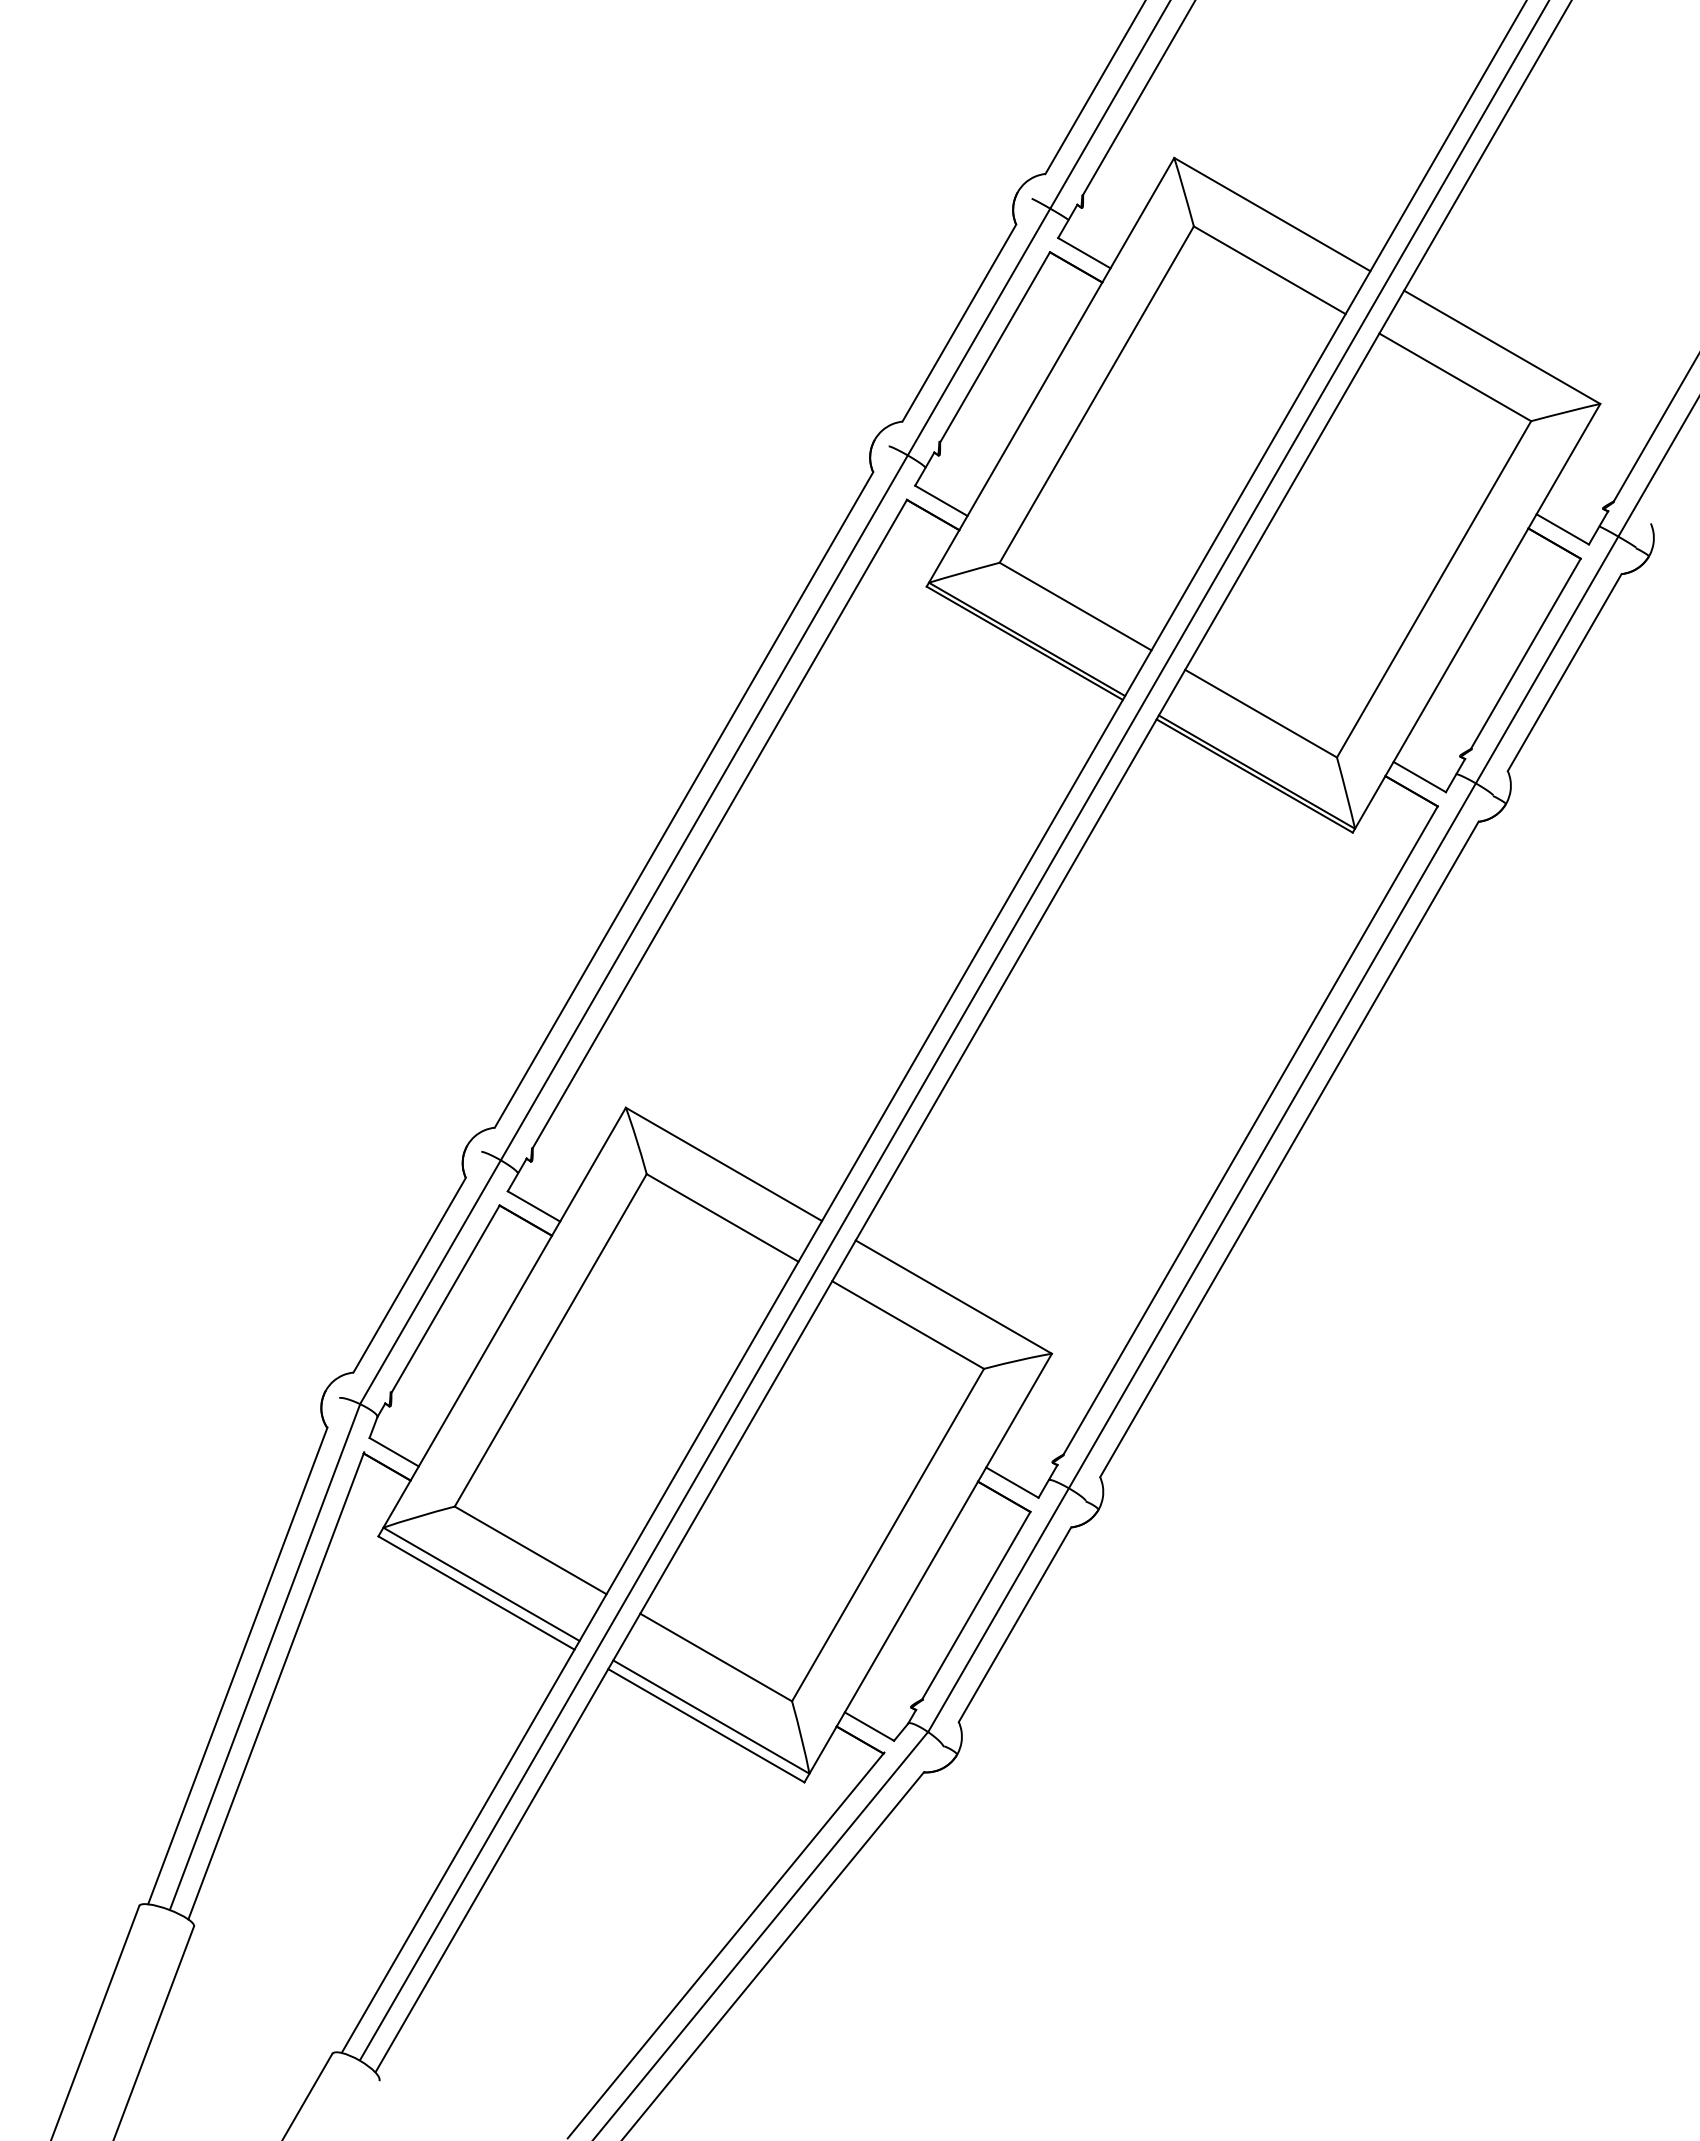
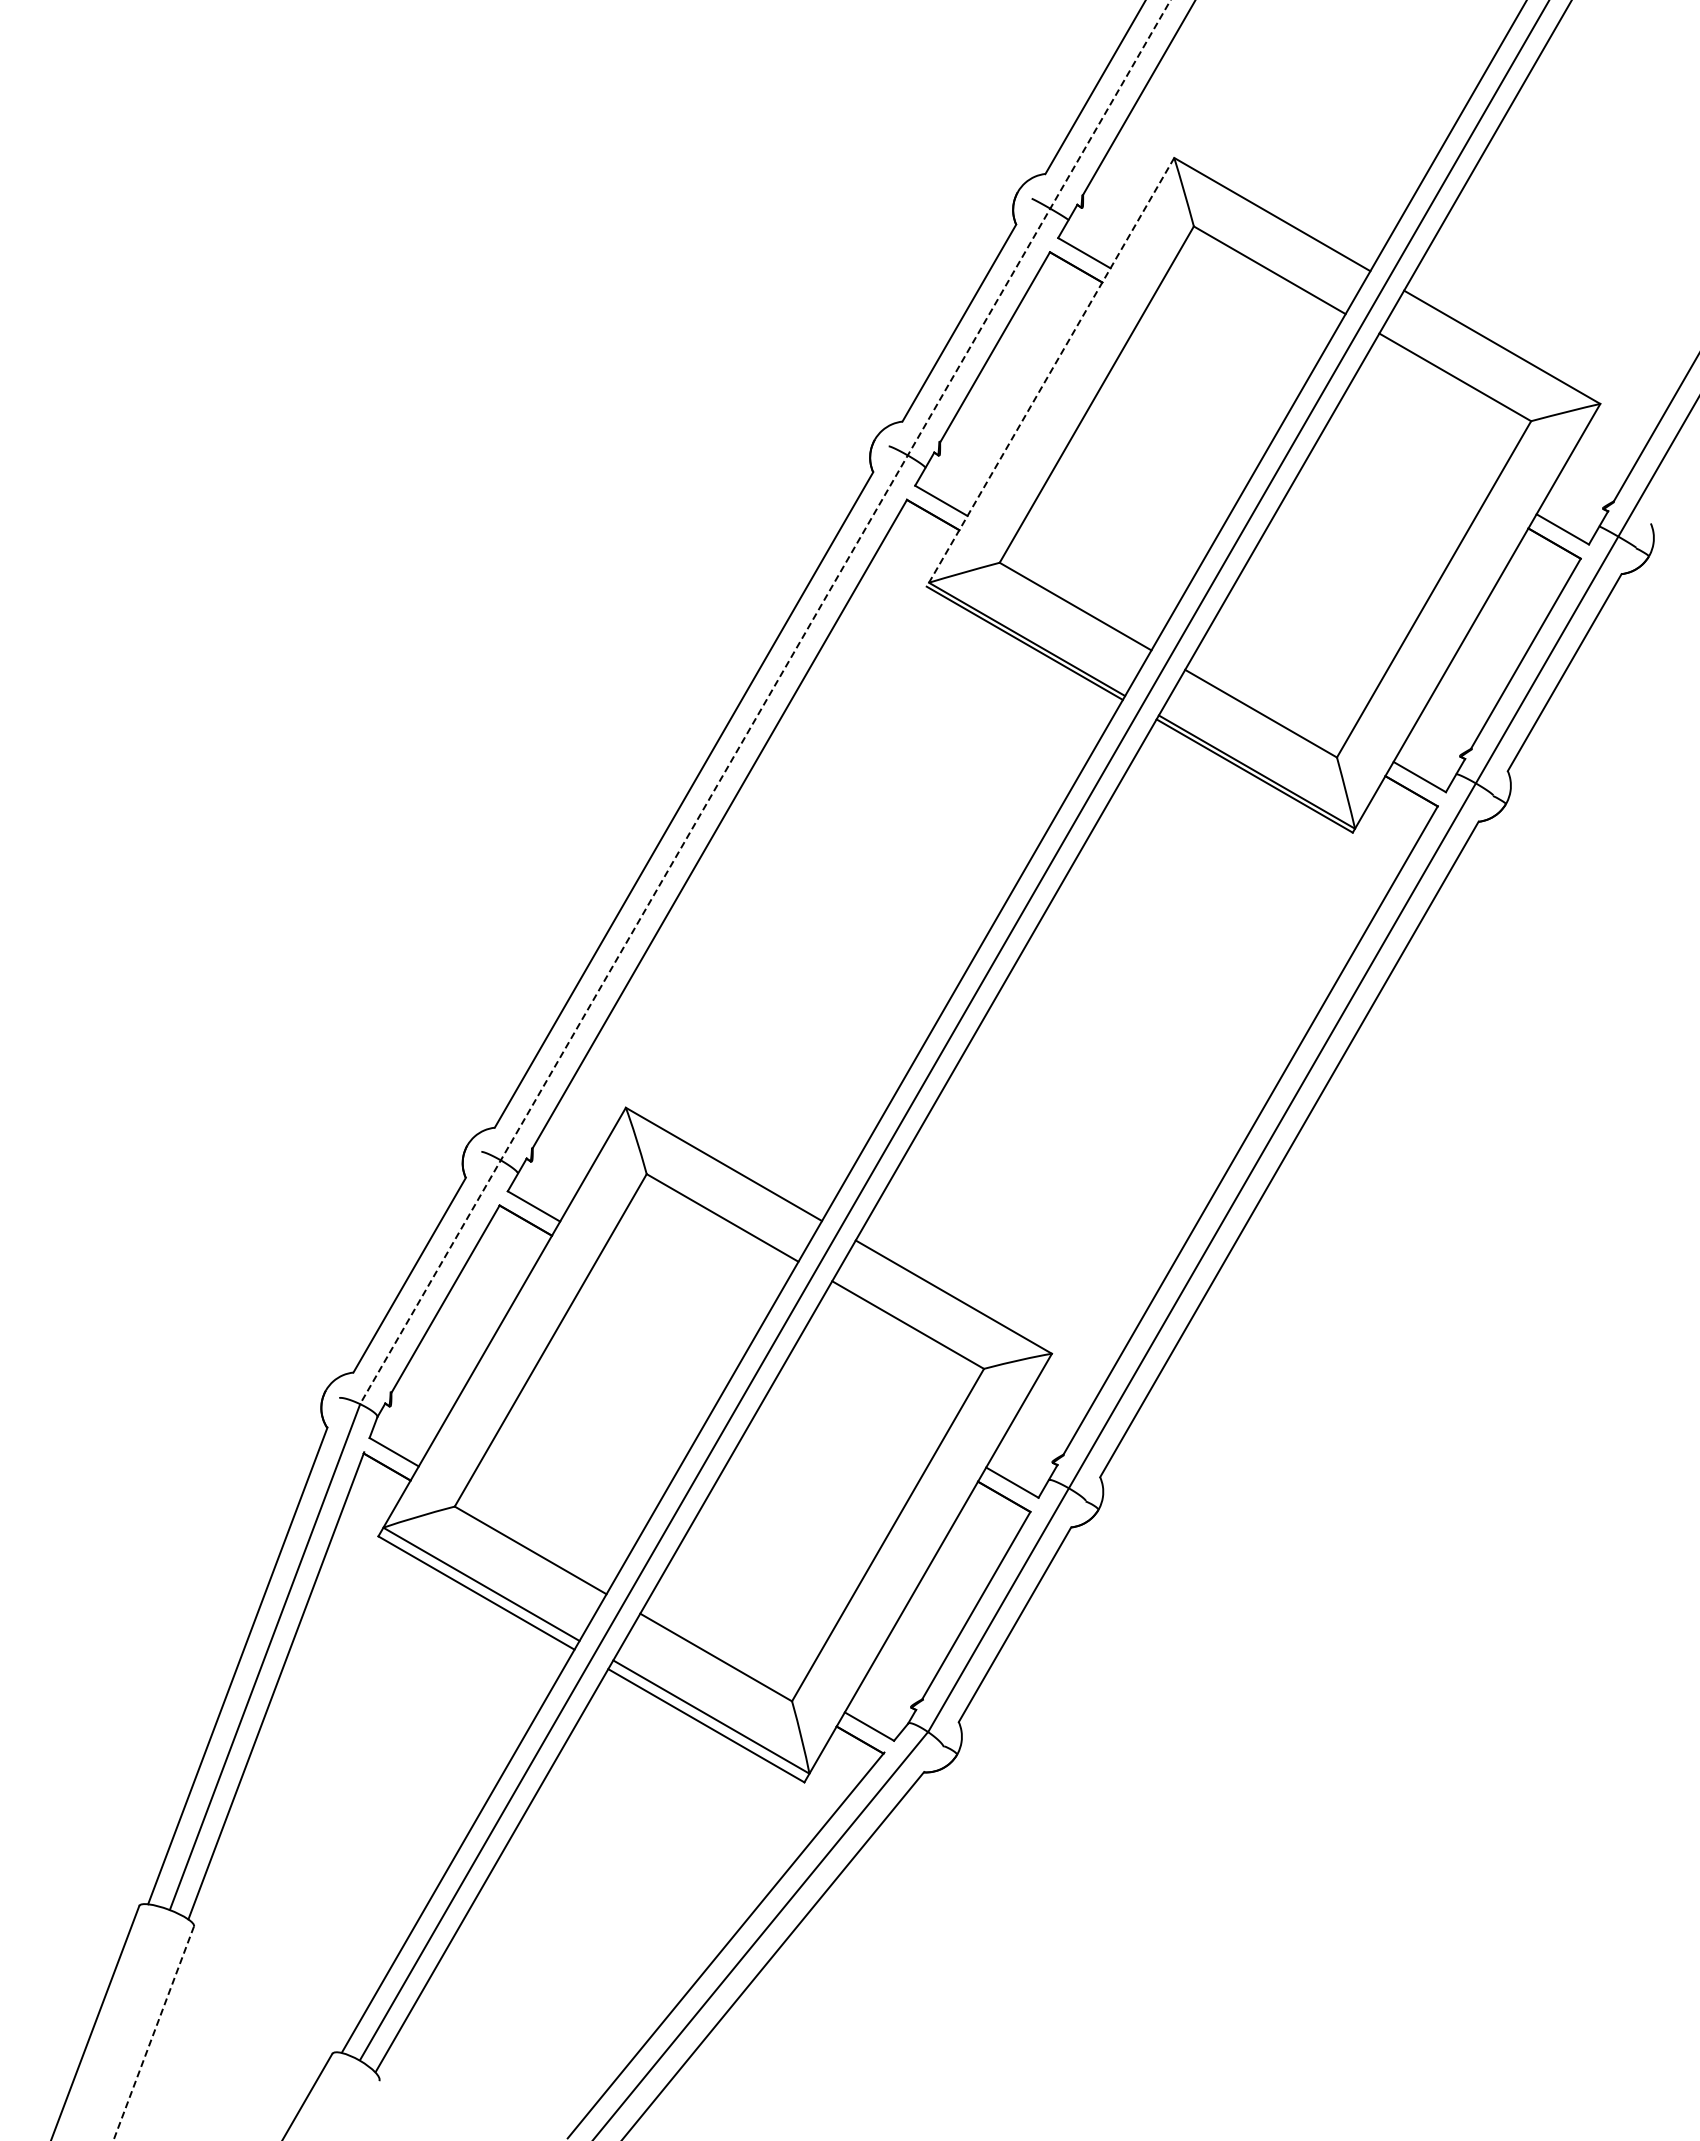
line: solid -> dashed (1050, 372)
line: solid -> dashed (765, 702)
line: solid -> dashed (153, 2033)
